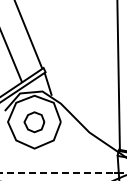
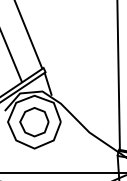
part size: 23x23 px -> 31x31 px (34, 122)
line: dashed -> solid (63, 173)
